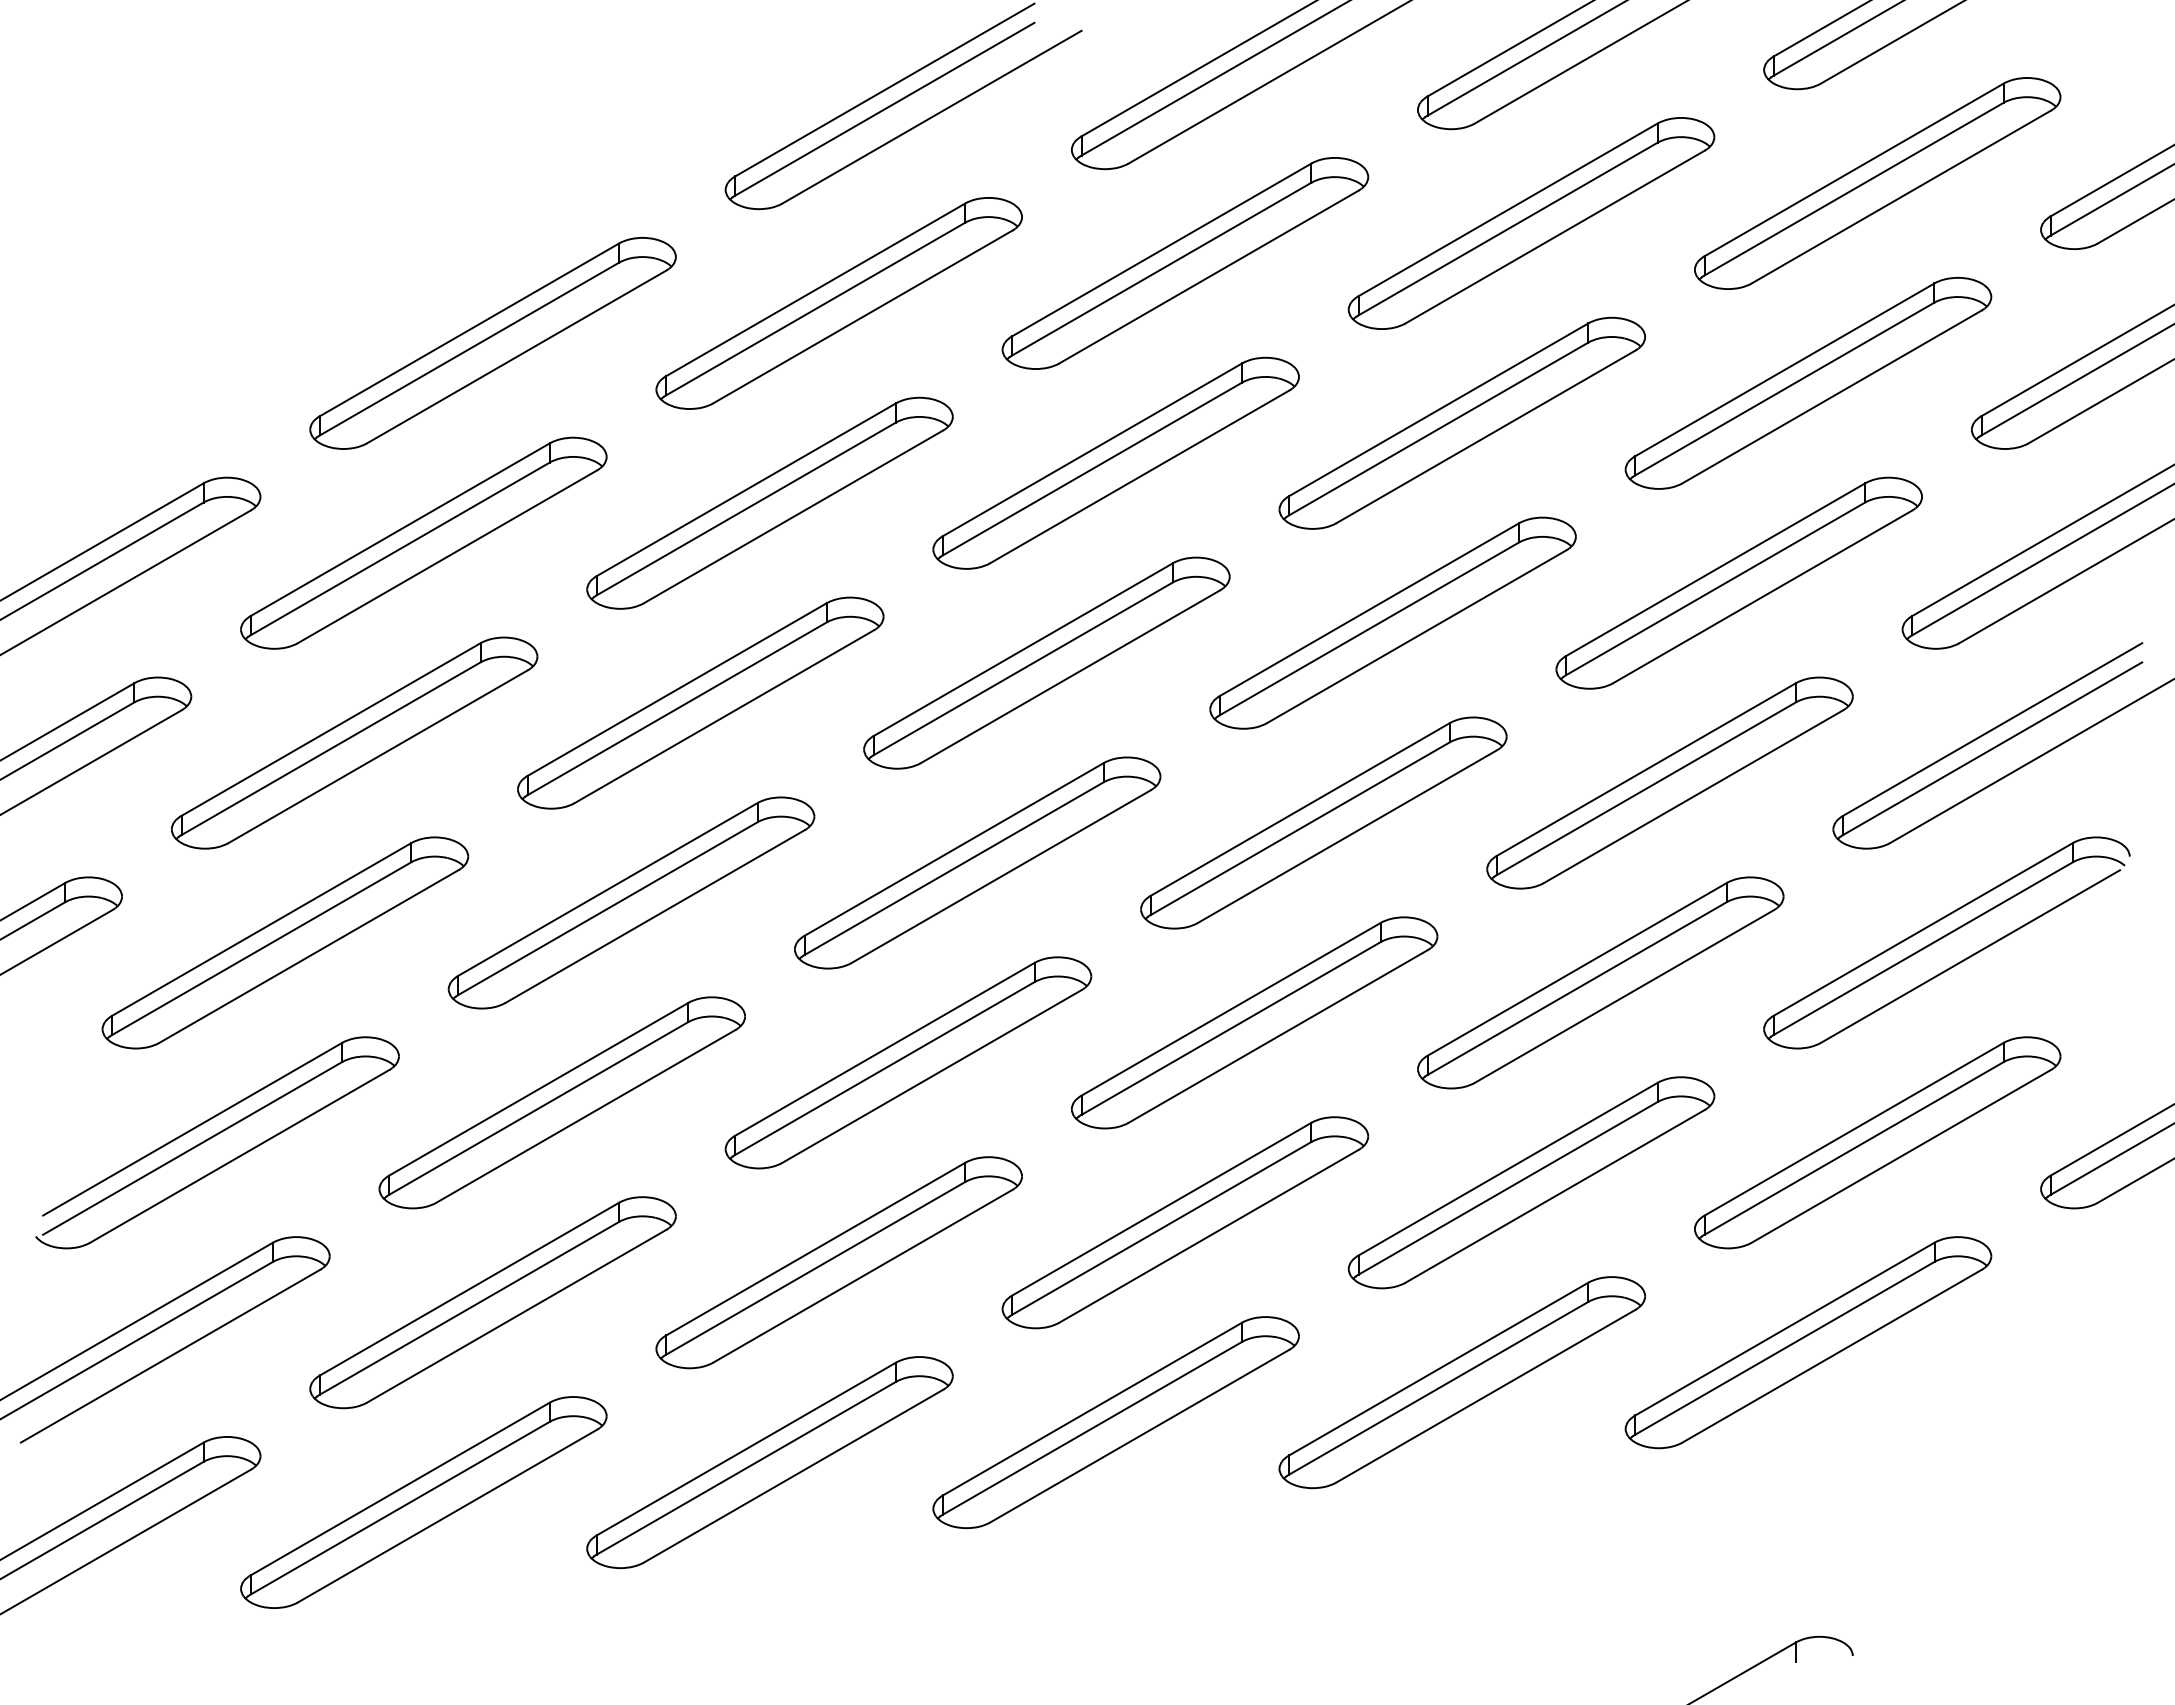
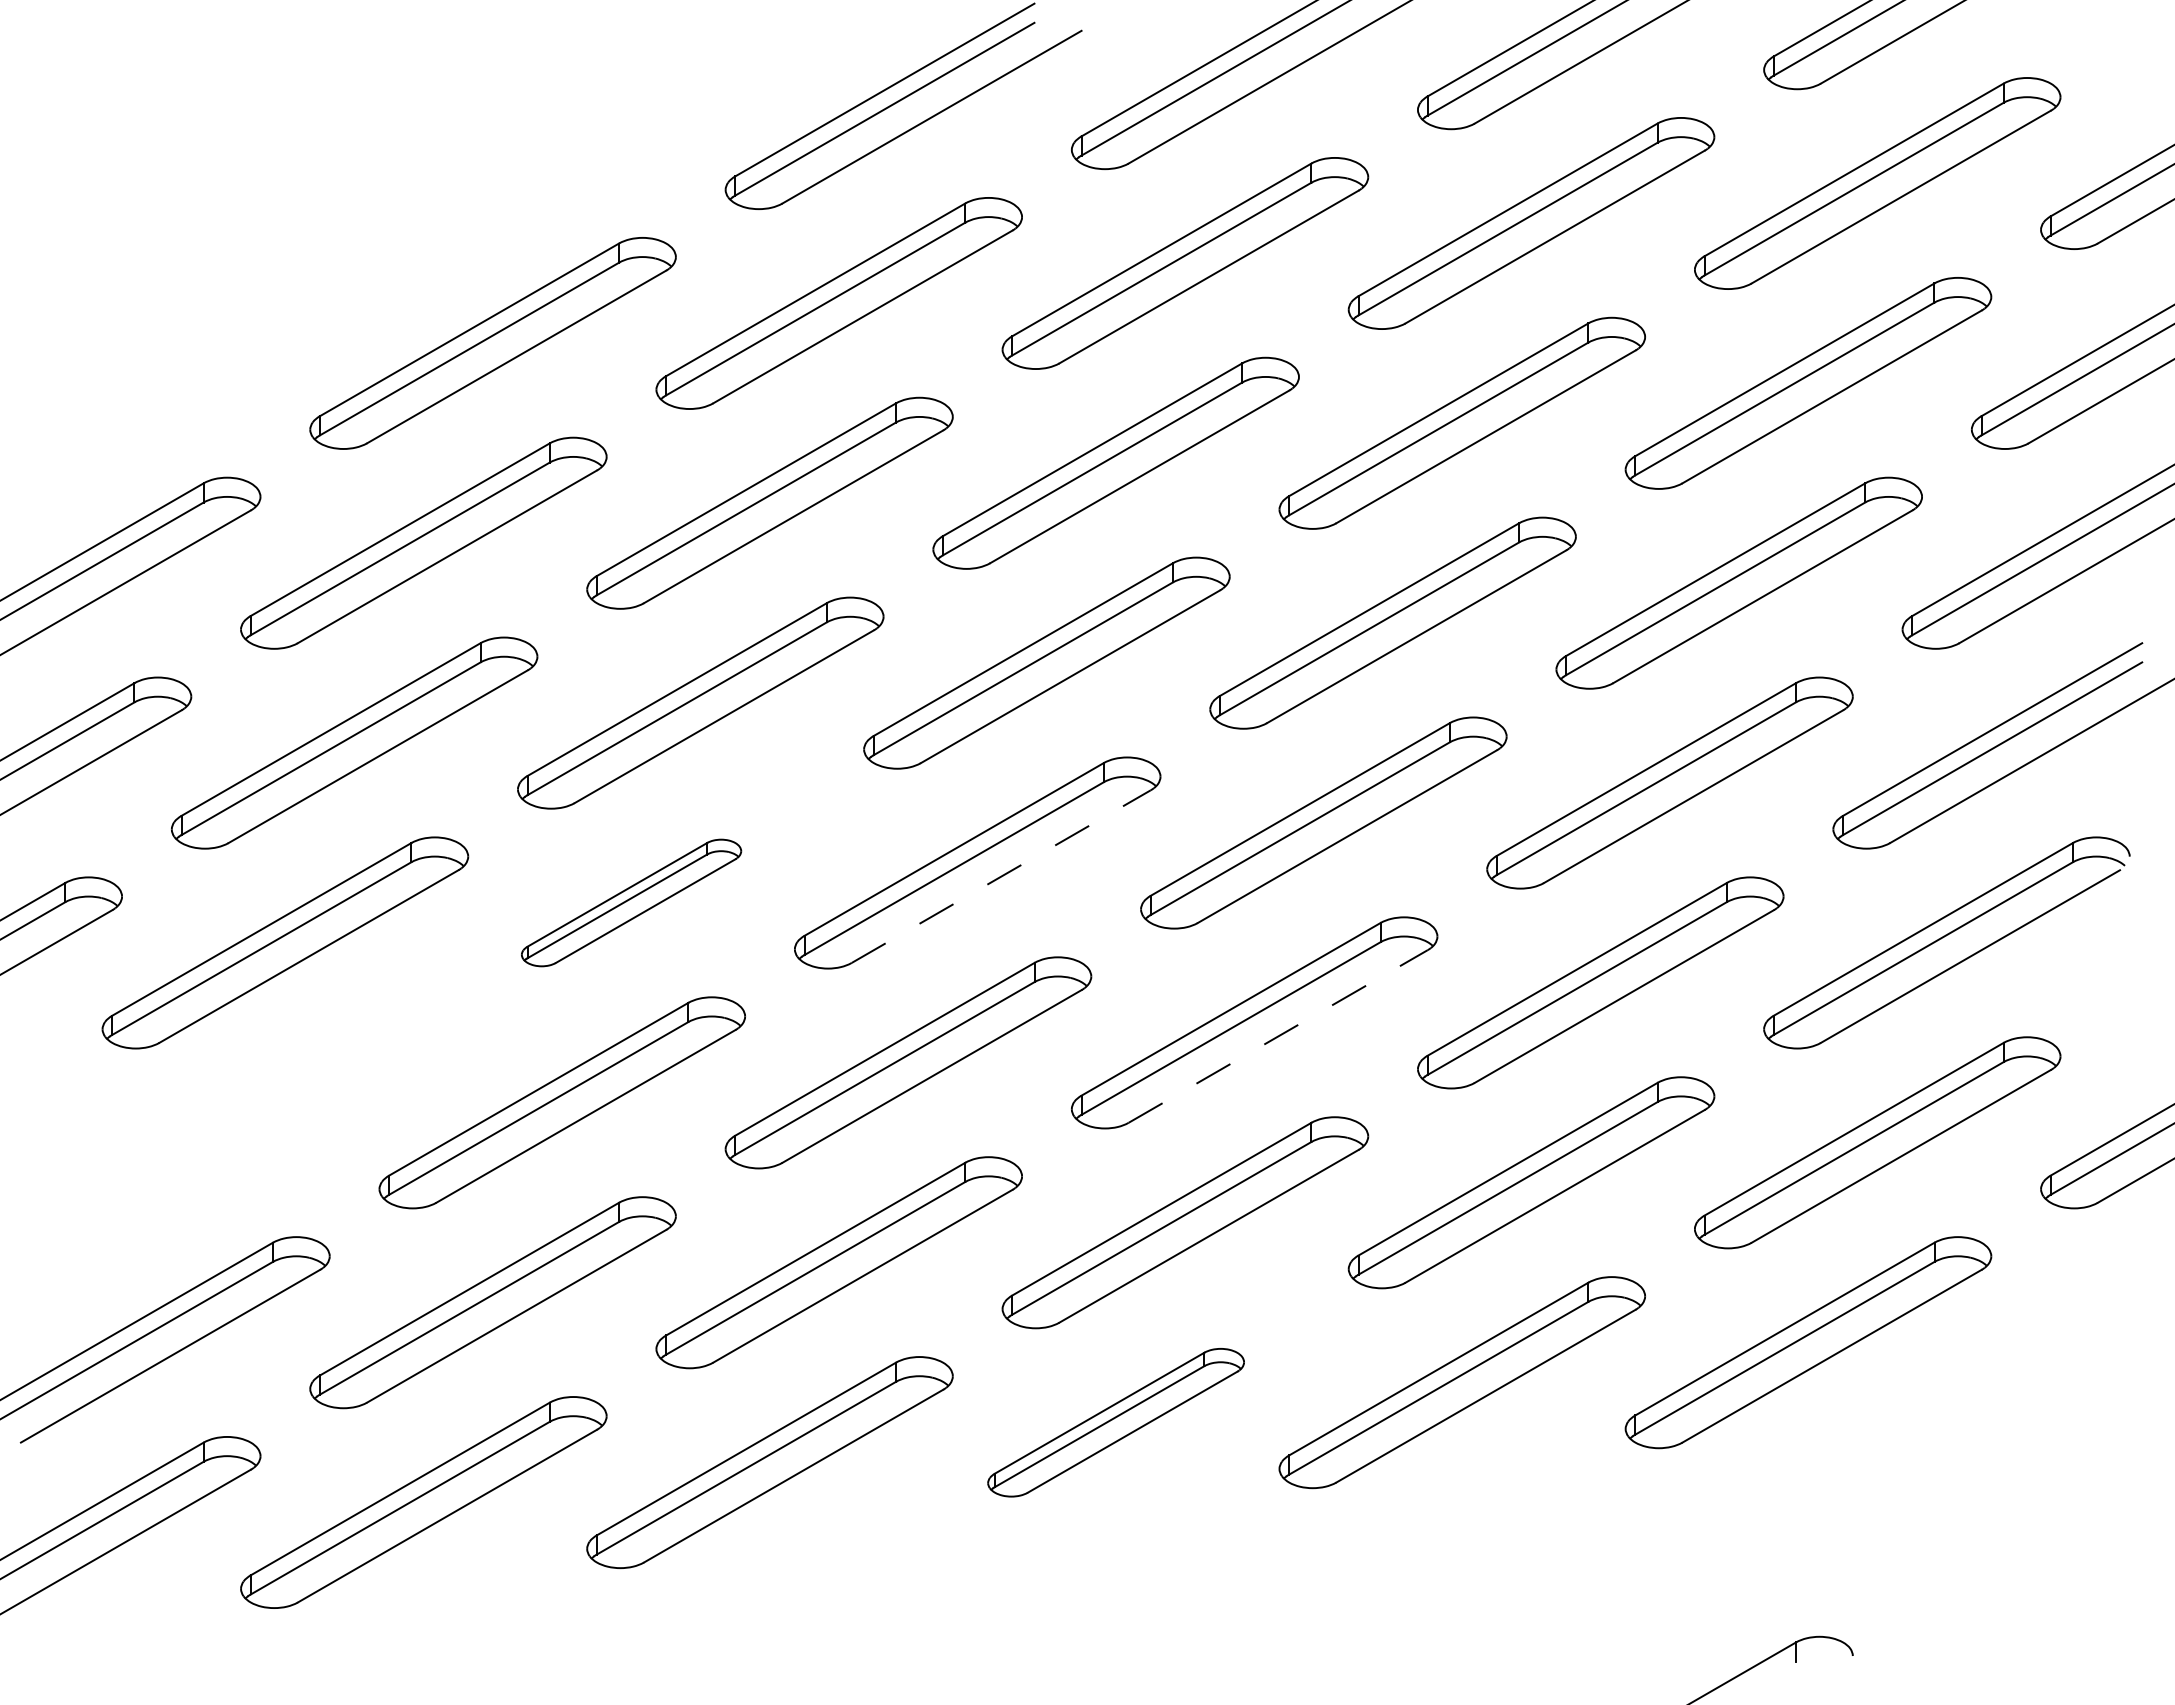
line: solid -> dashed (1001, 876)
part size: 369x214 px -> 222x130 px (631, 902)
line: solid -> dashed (1278, 1036)
part: present -> none (215, 1136)
part size: 368x214 px -> 258x150 px (1115, 1422)
